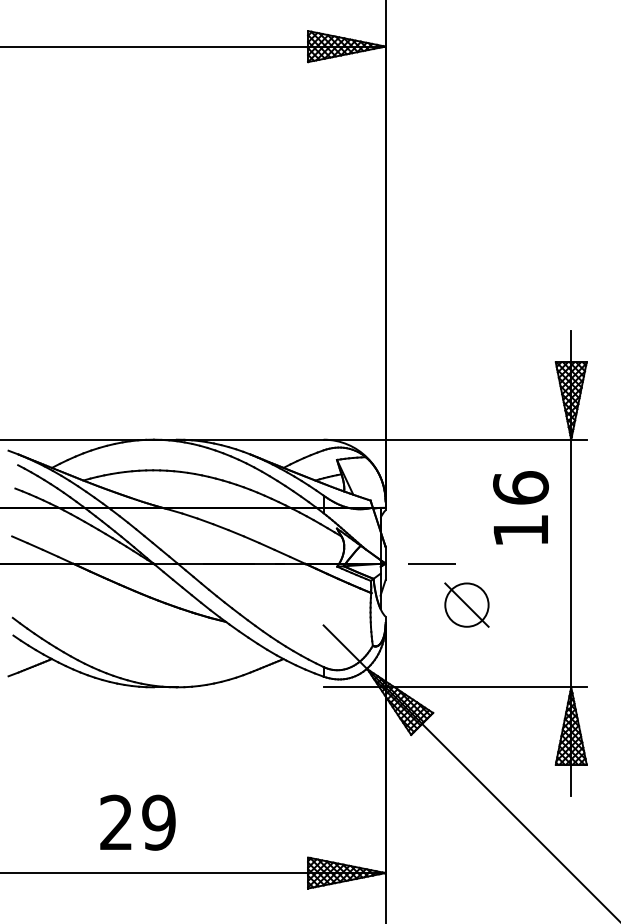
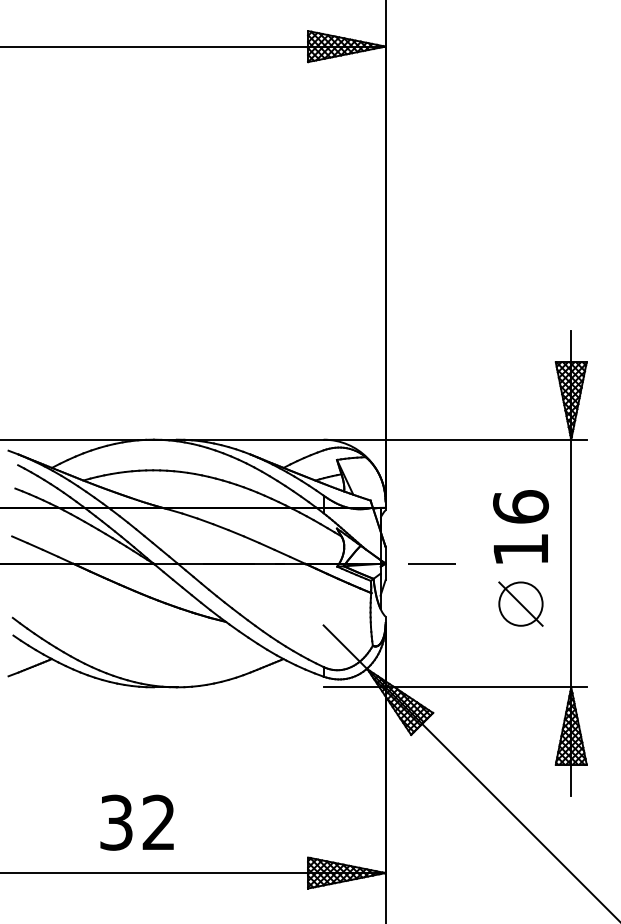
text position: (520, 507) -> (520, 526) (520, 526)
part position: (466, 604) -> (520, 603) (520, 603)
text: 29 -> 32 (137, 822)
